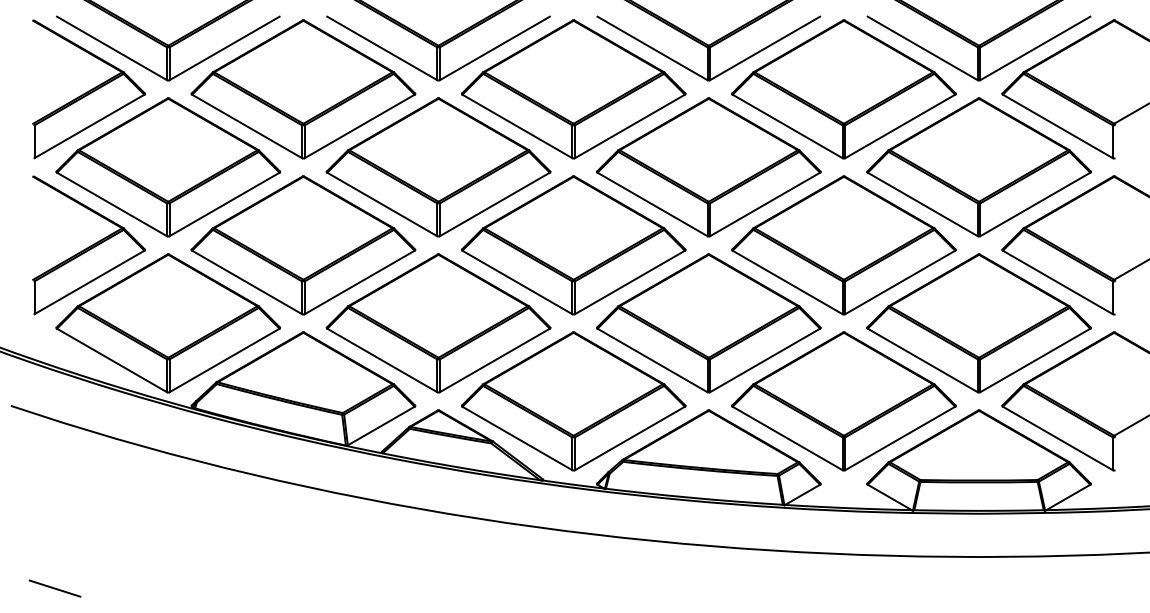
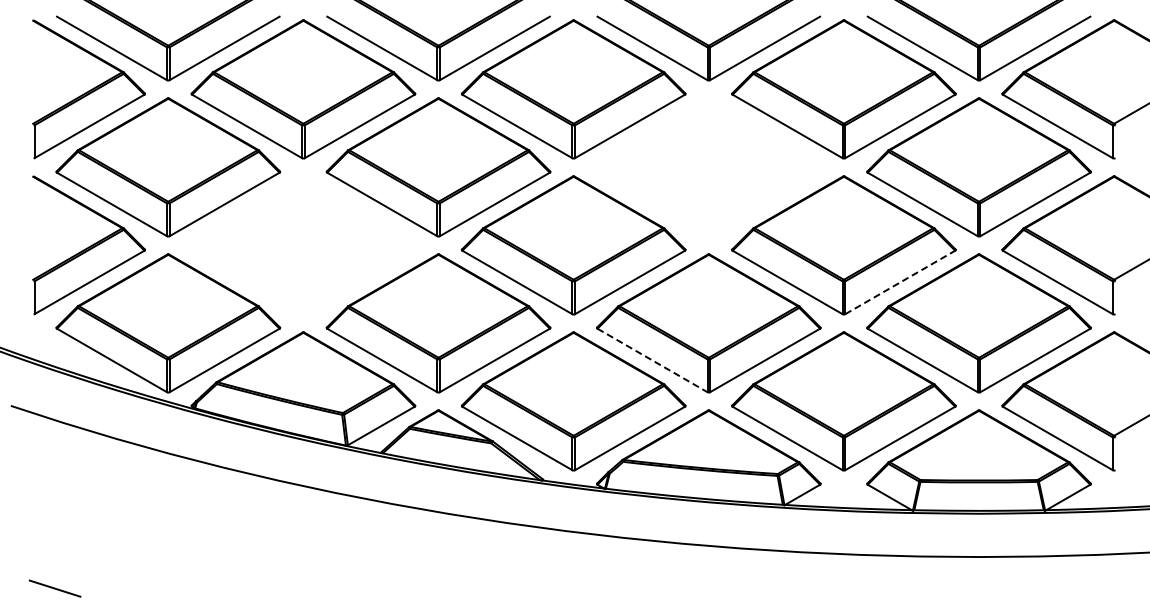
part: present -> none (708, 167)
part: present -> none (303, 245)
line: solid -> dashed (900, 282)
line: solid -> dashed (652, 360)
